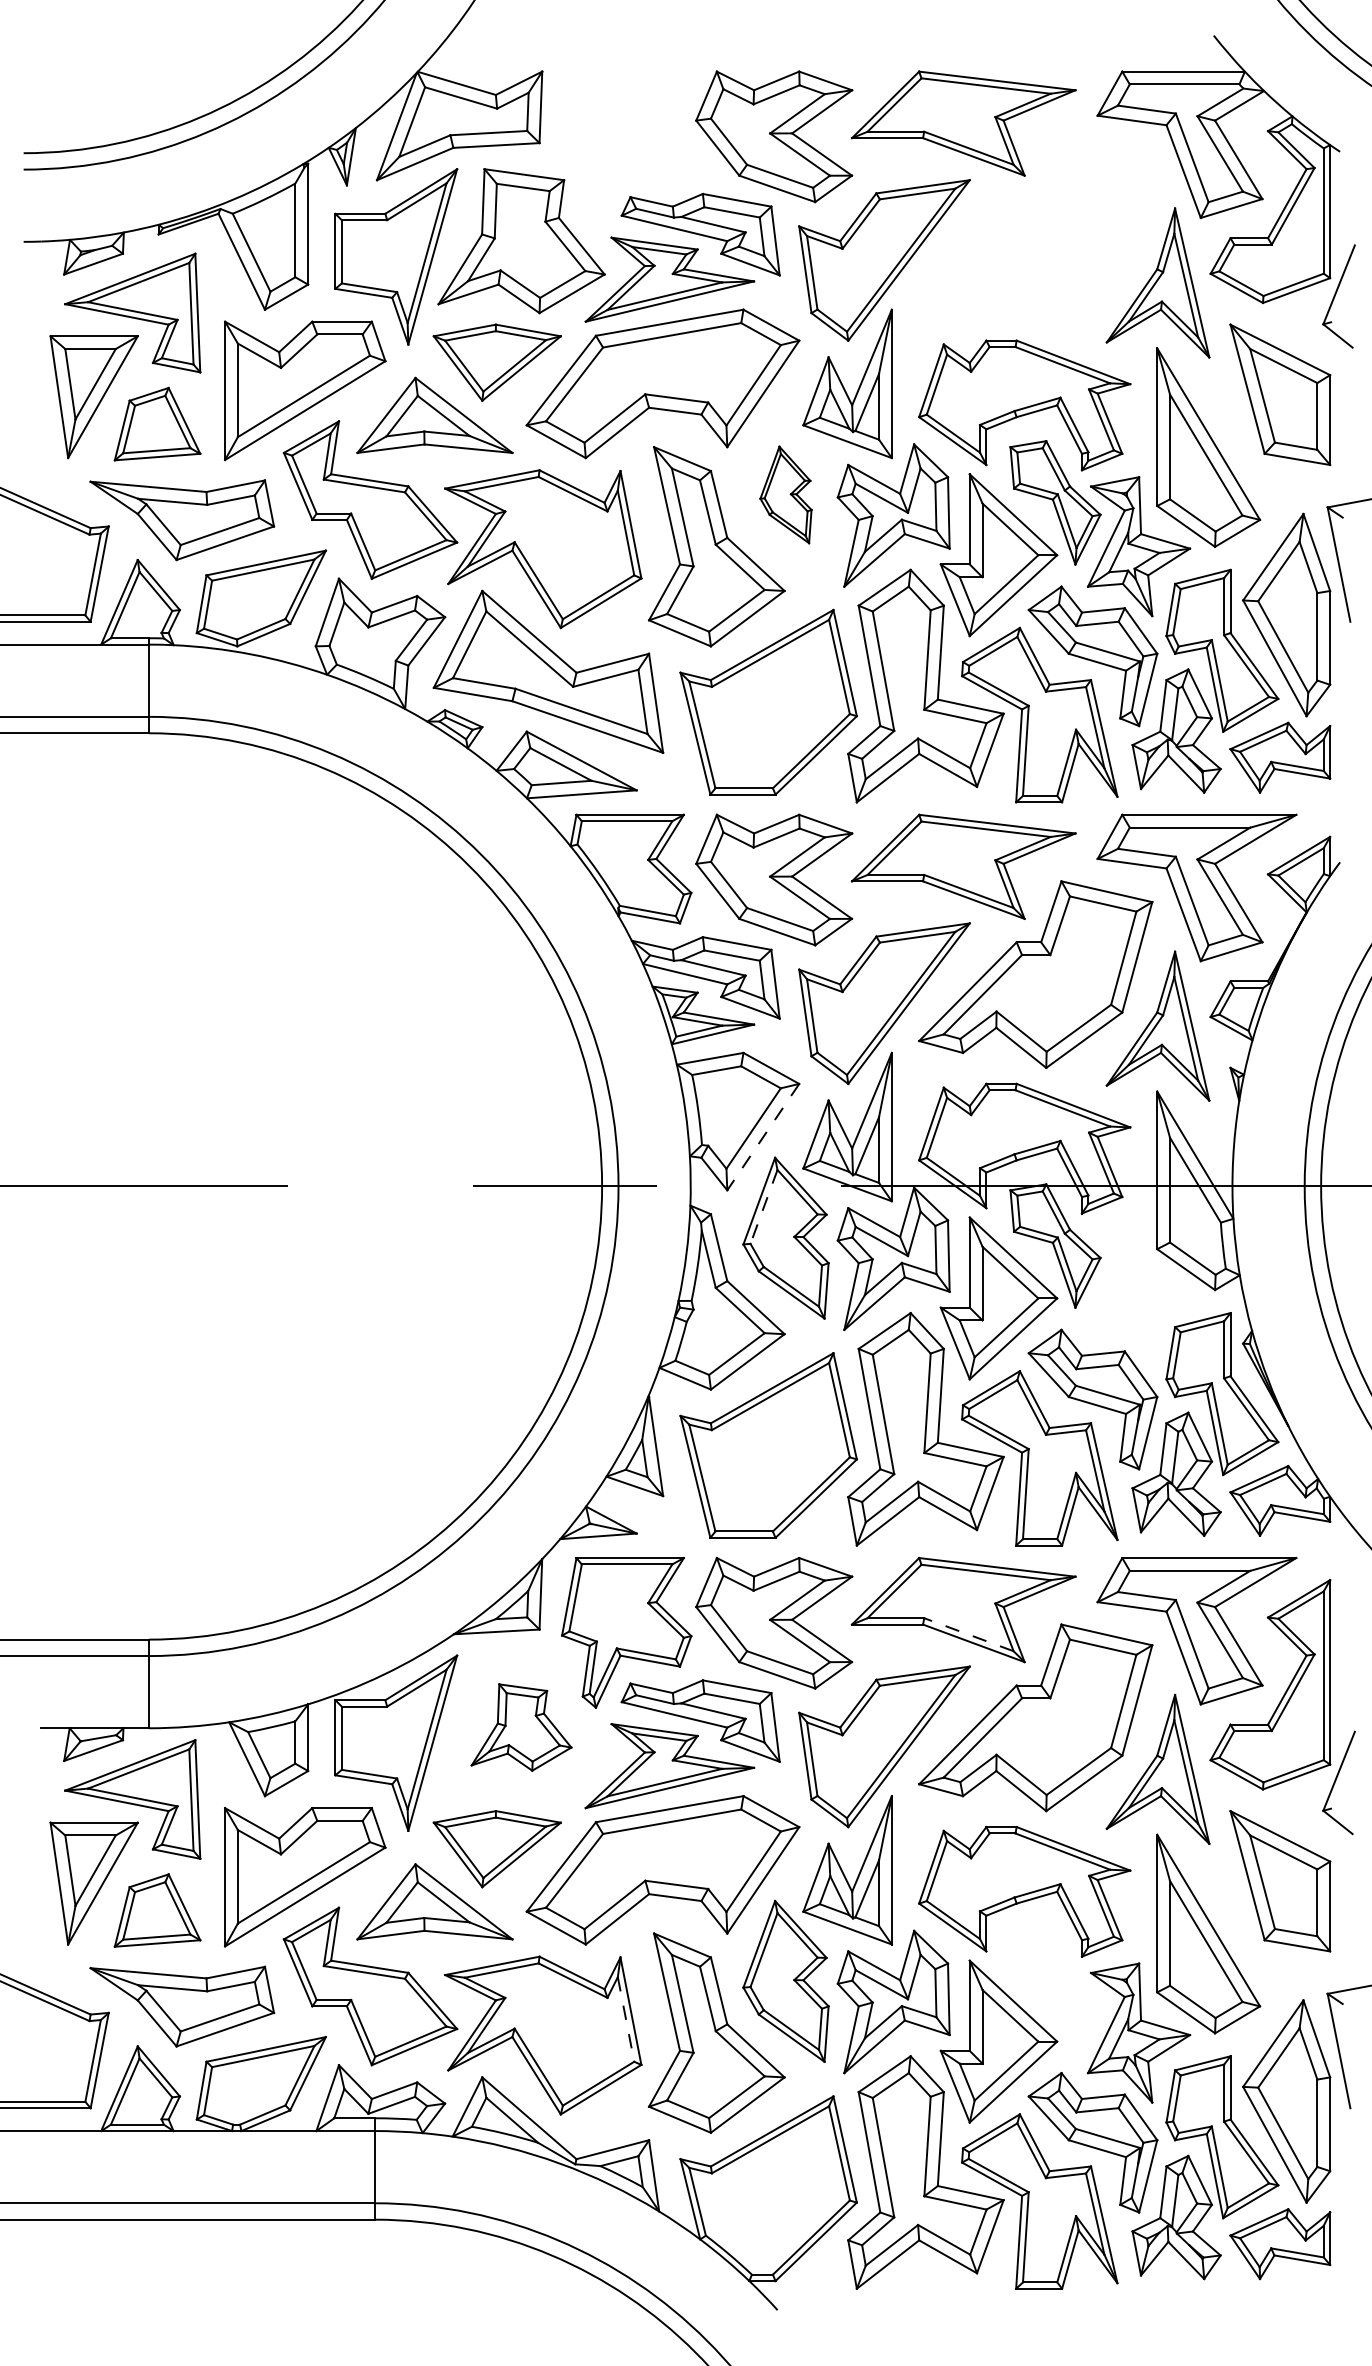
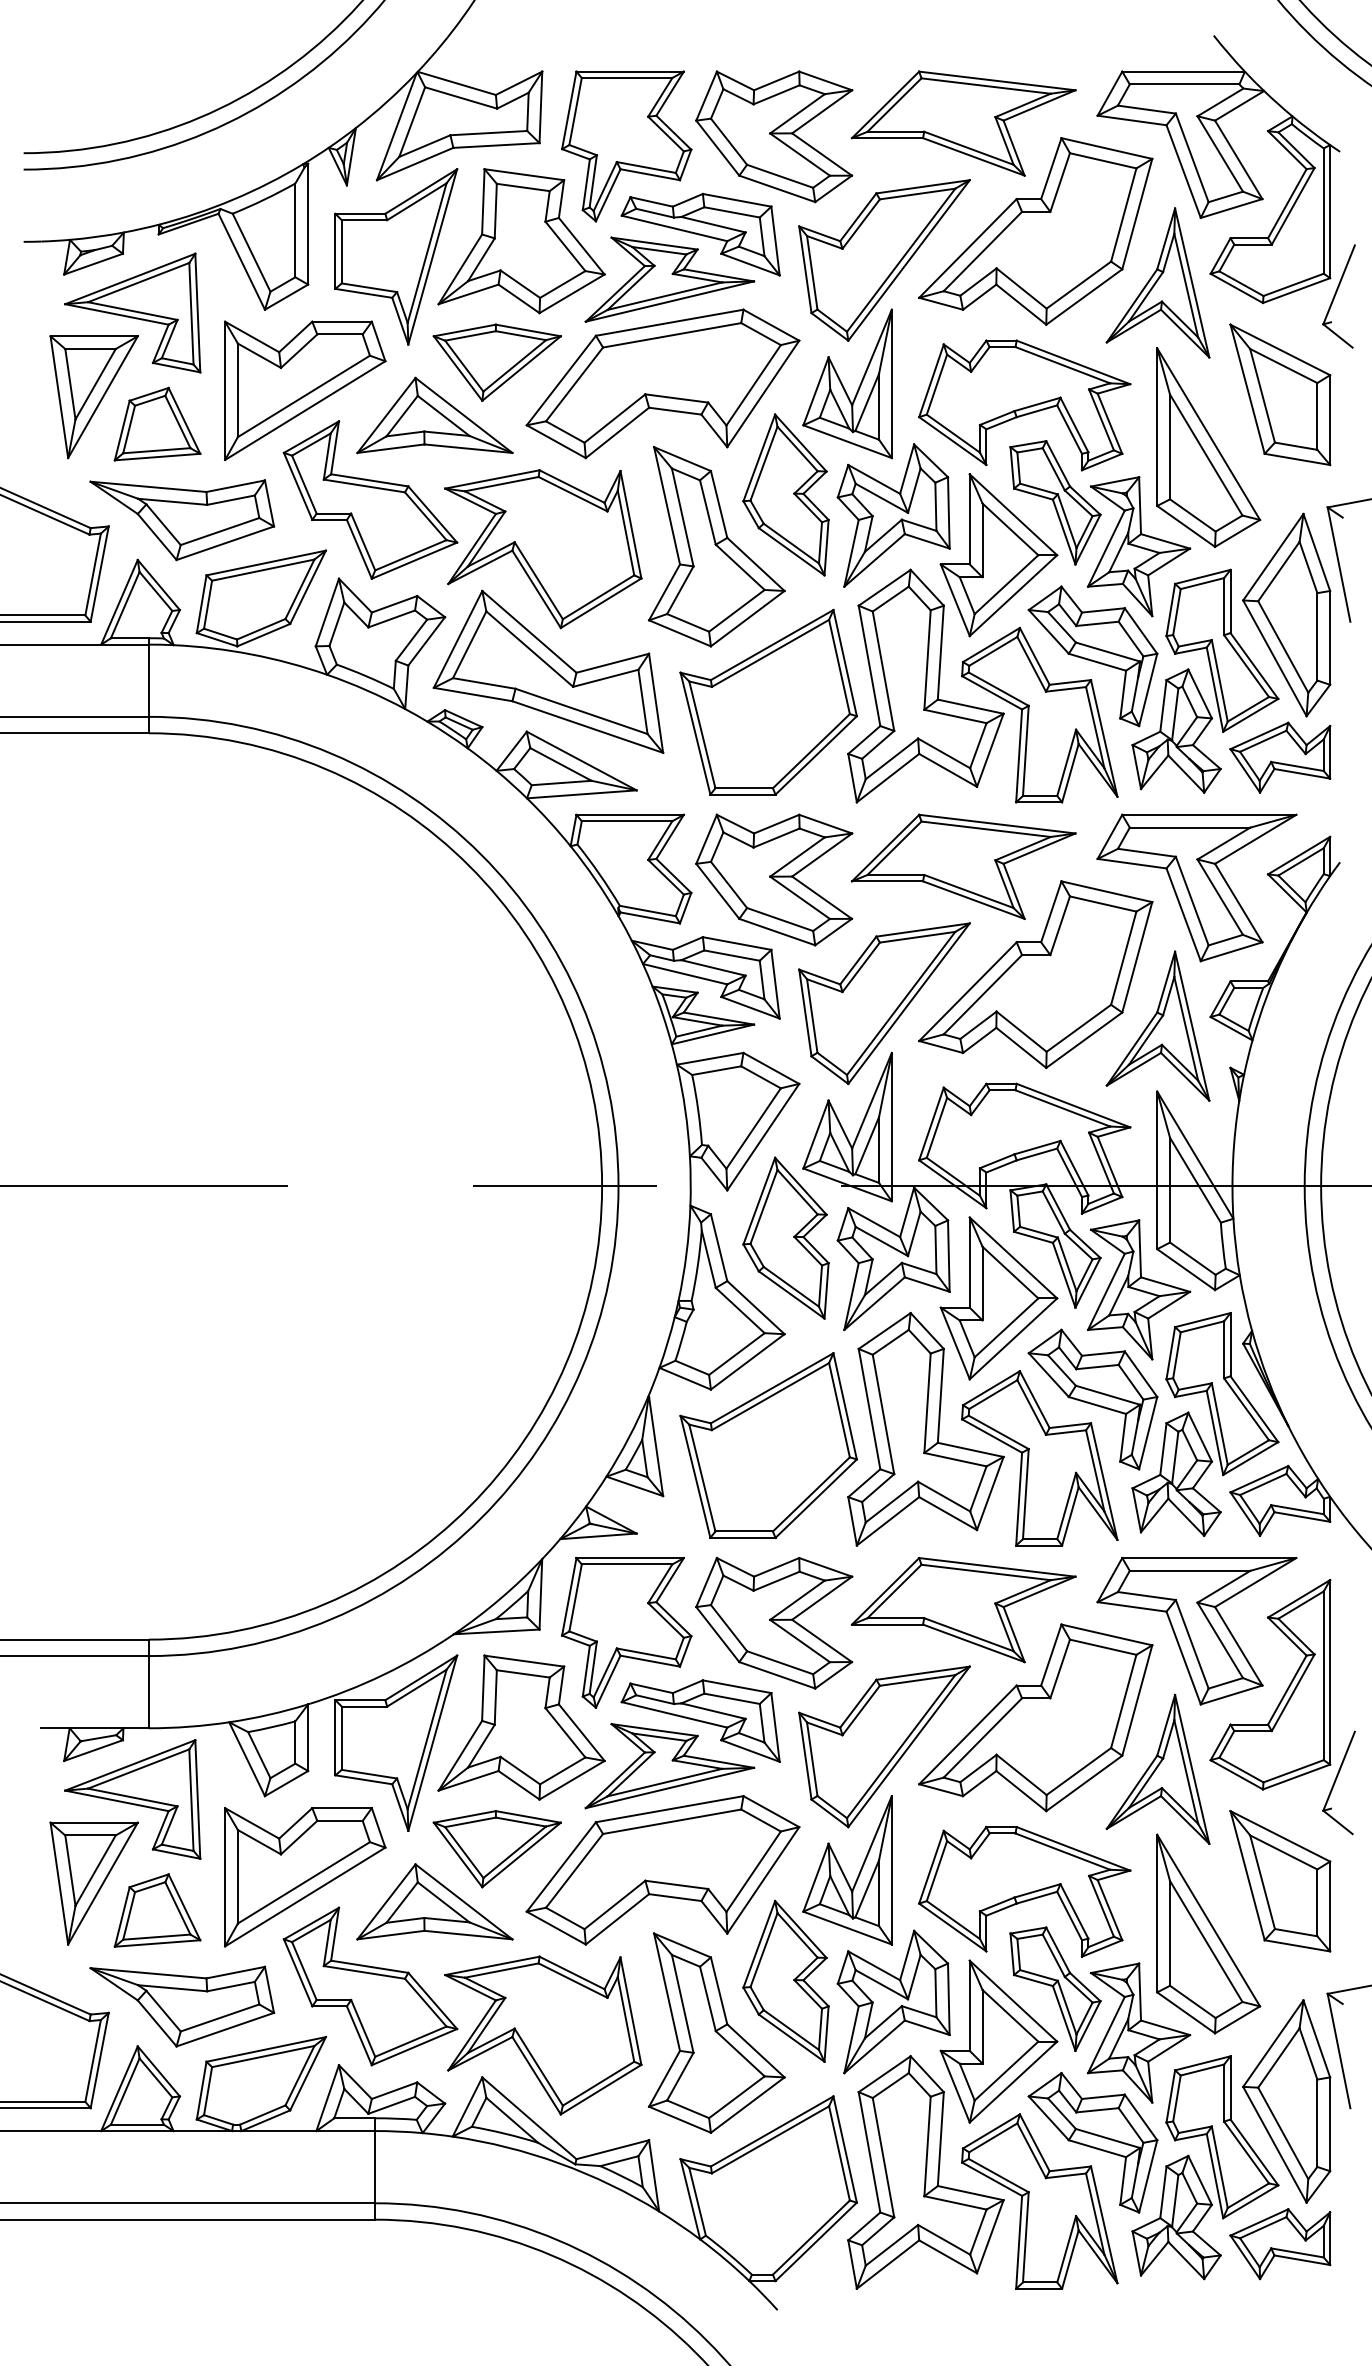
part: none -> present (626, 146)
part: none -> present (1035, 231)
part size: 54x100 px -> 88x164 px (785, 494)
line: dashed -> solid (762, 1137)
line: dashed -> solid (763, 1207)
part: none -> present (1139, 1289)
line: dashed -> solid (968, 1634)
part size: 103x89 px -> 169x147 px (521, 1727)
part: none -> present (1055, 1988)
line: dashed -> solid (626, 2019)
